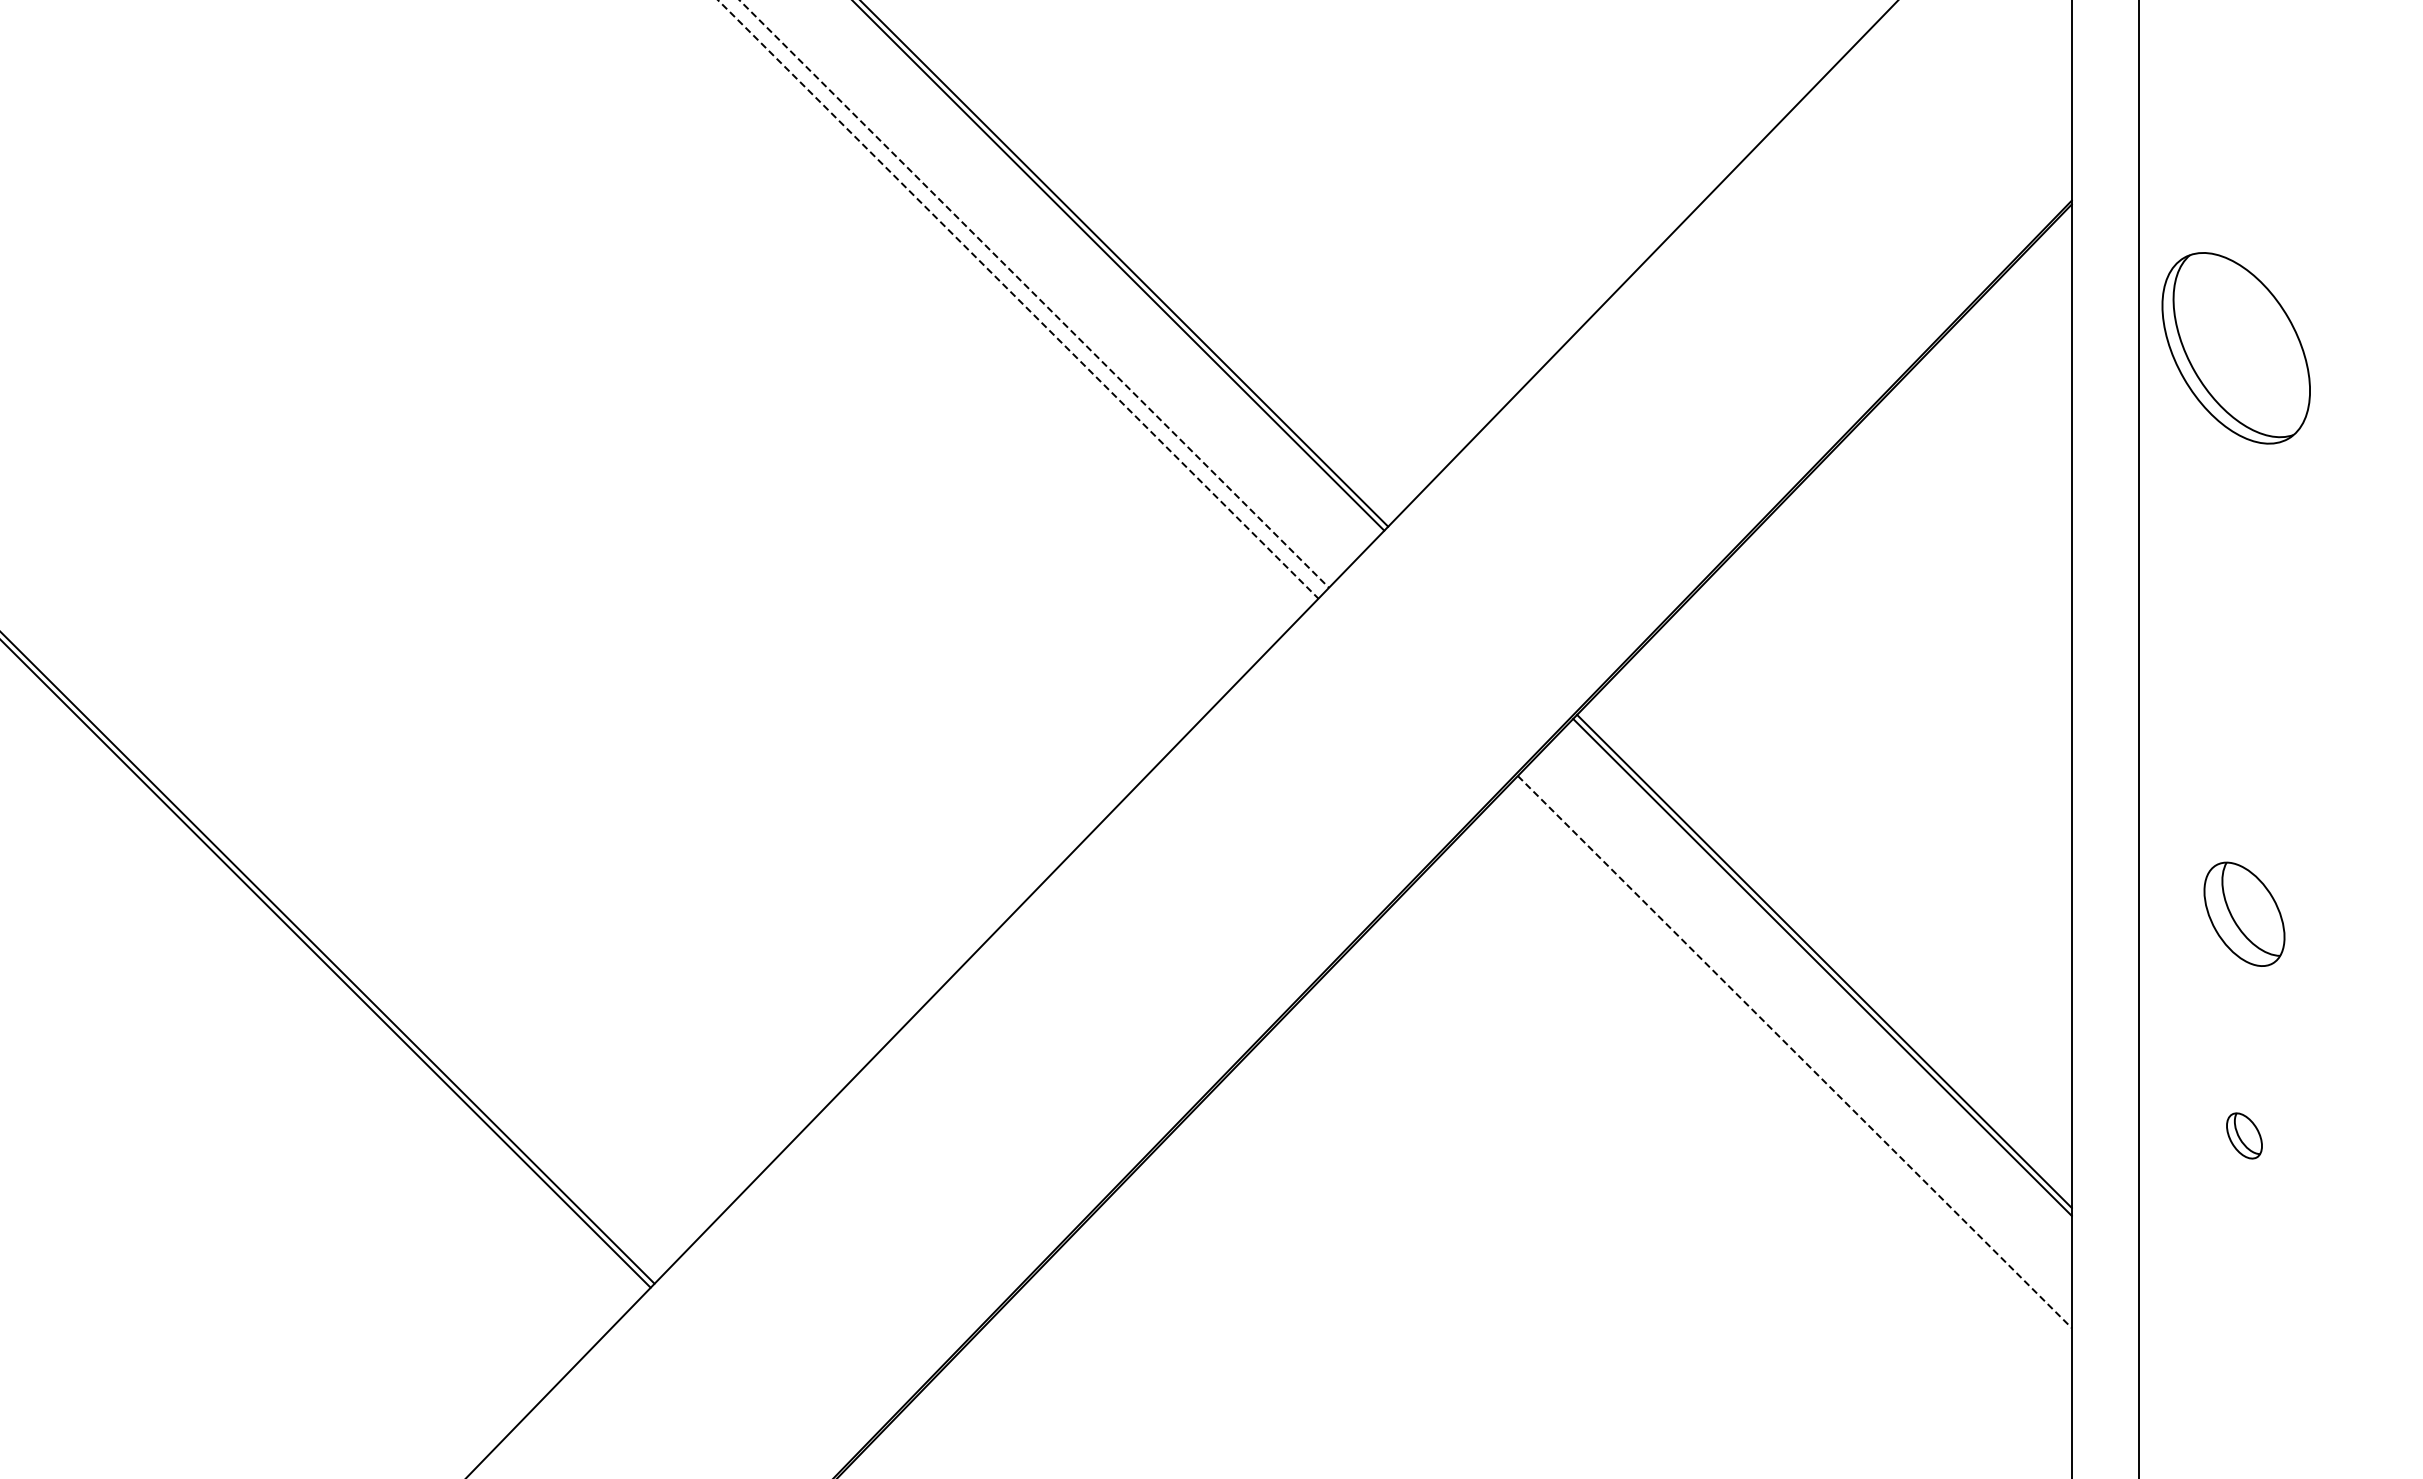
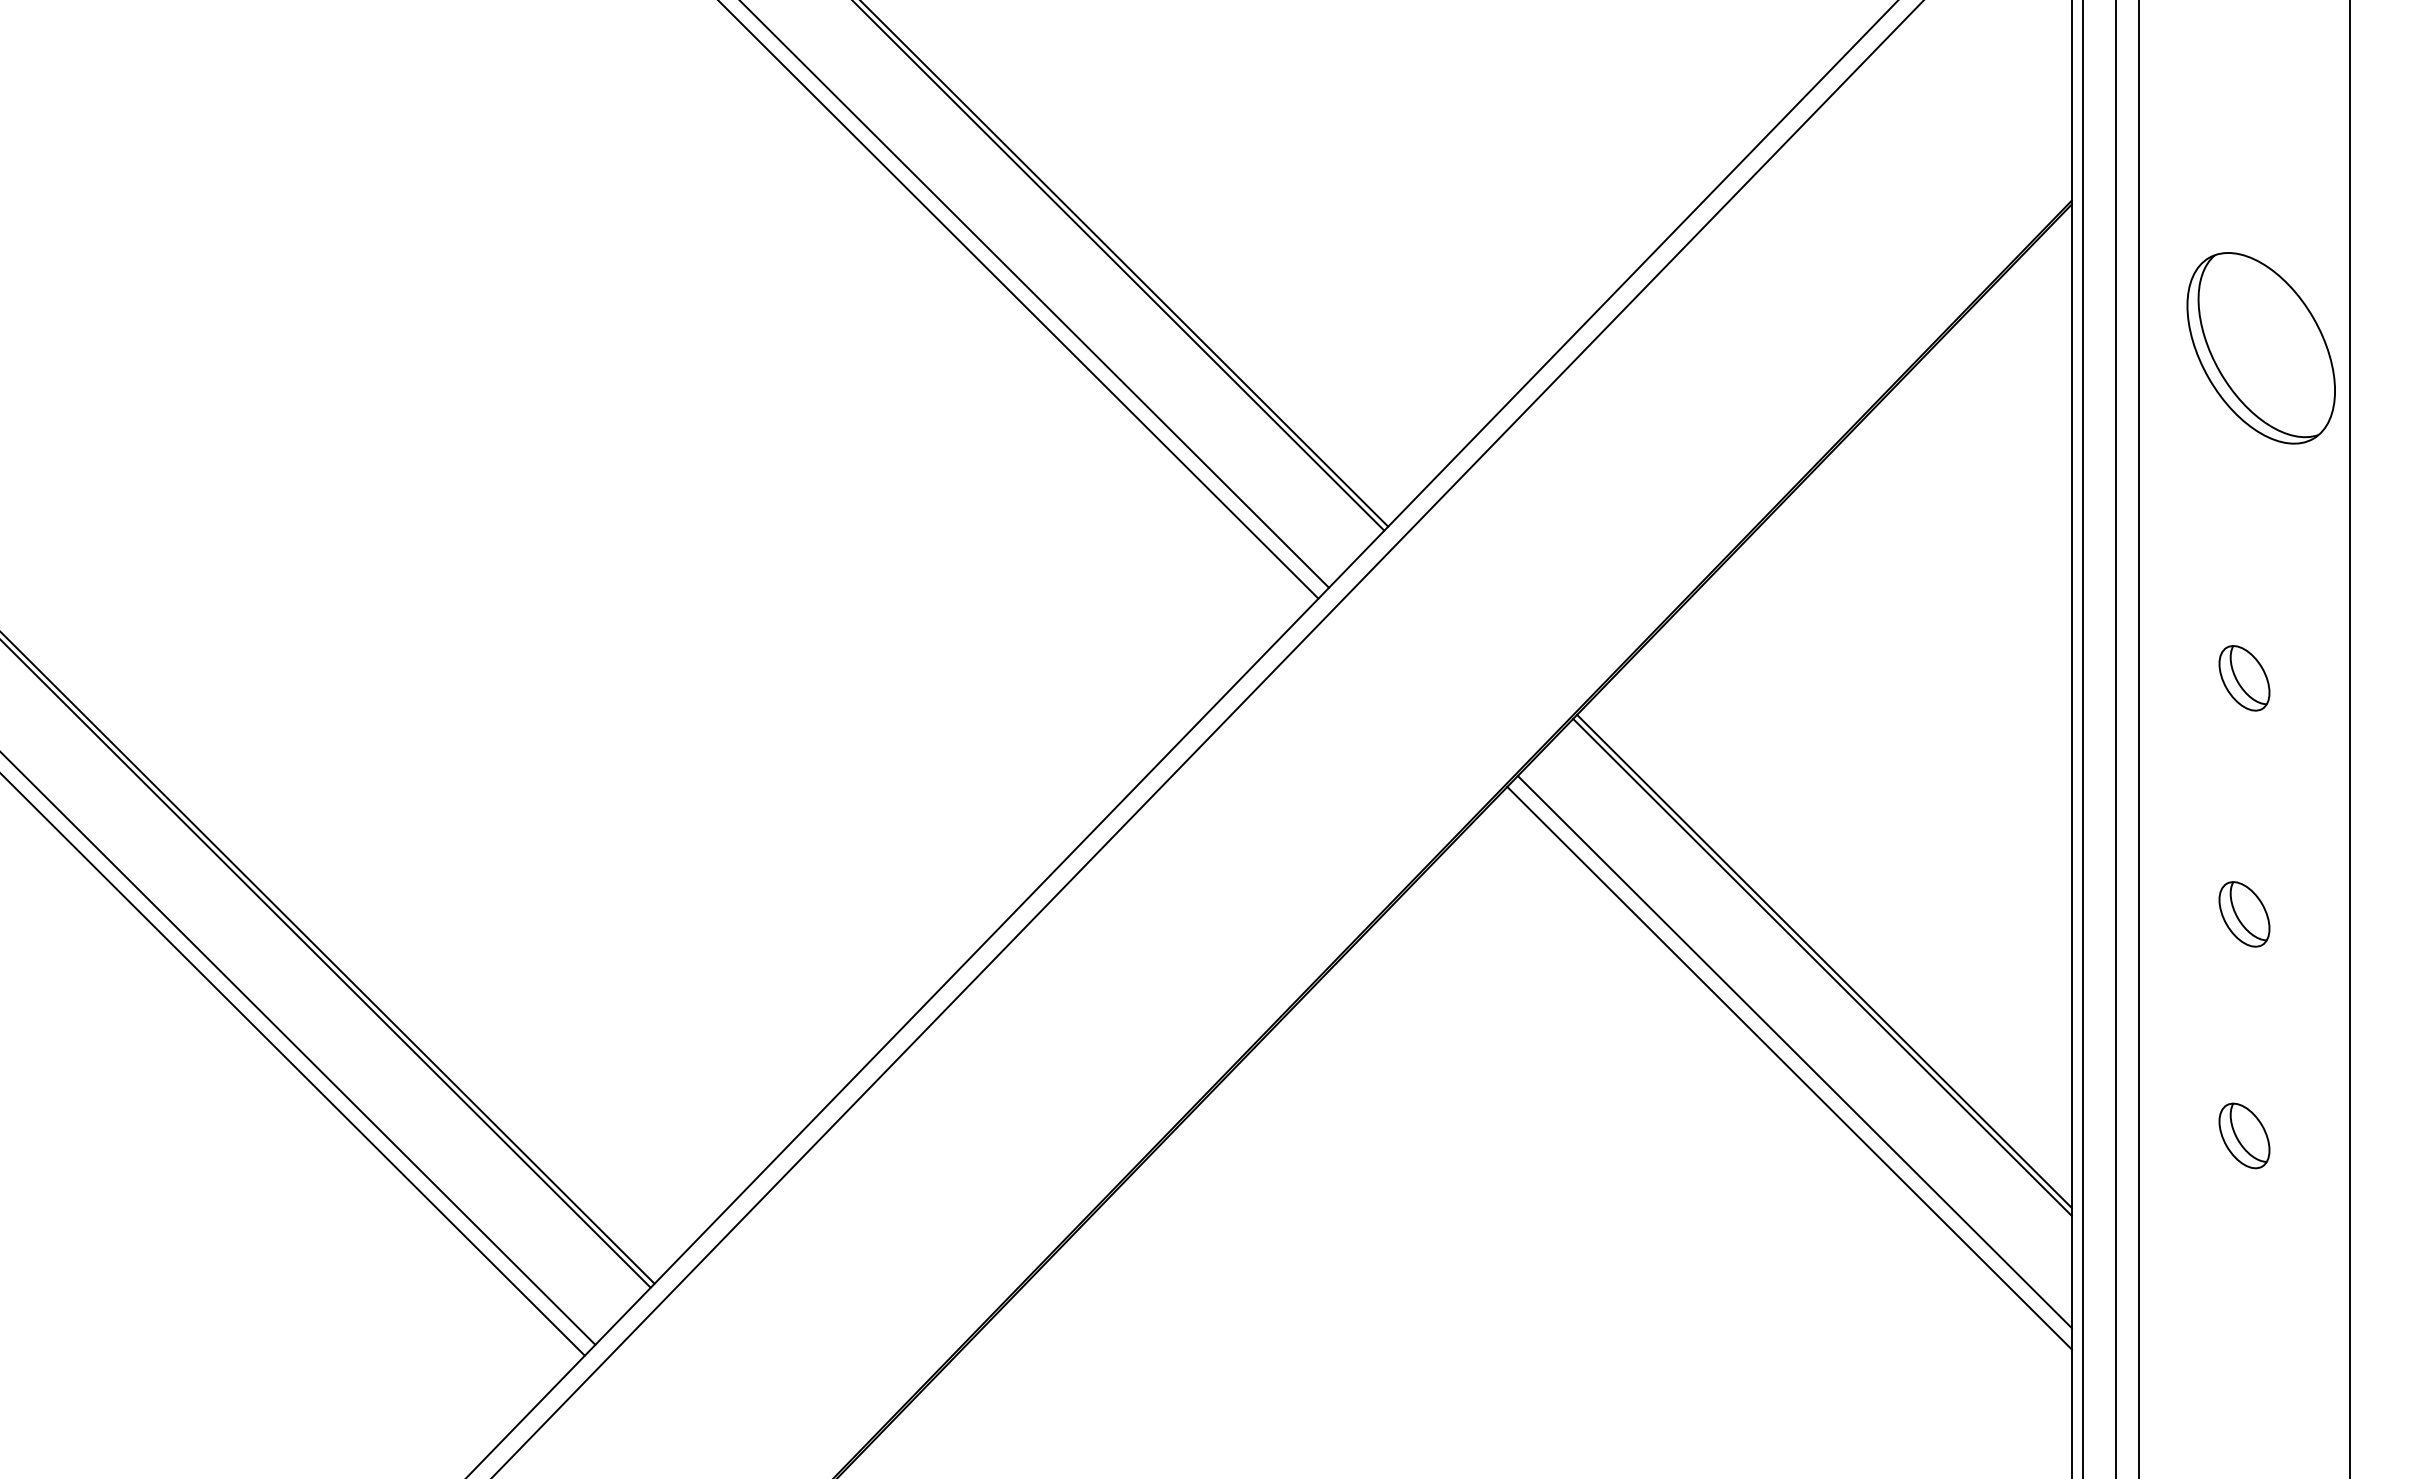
line: dashed -> solid (1034, 294)
line: dashed -> solid (1018, 299)
part position: (2235, 348) -> (2260, 348) (2260, 348)
part: none -> present (2244, 678)
line: none -> present (1207, 738)
line: none -> present (2082, 738)
line: none -> present (2116, 738)
line: none -> present (2350, 738)
part size: 83x106 px -> 53x67 px (2244, 914)
line: none -> present (298, 1048)
line: dashed -> solid (1795, 1052)
line: none -> present (293, 1065)
line: none -> present (1789, 1067)
part size: 37x48 px -> 53x68 px (2244, 1135)
